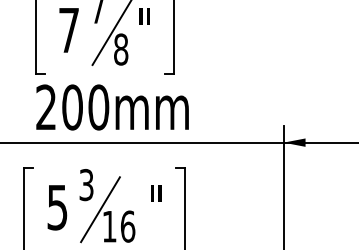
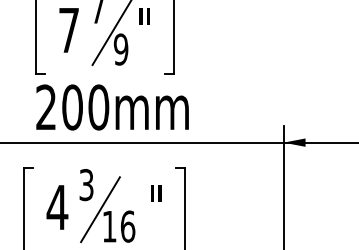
text: 8 -> 9 (120, 49)
text: 5 -> 4 (57, 207)
